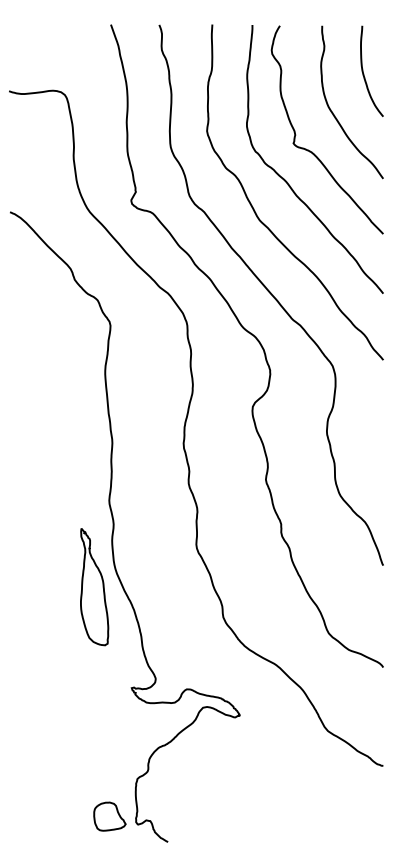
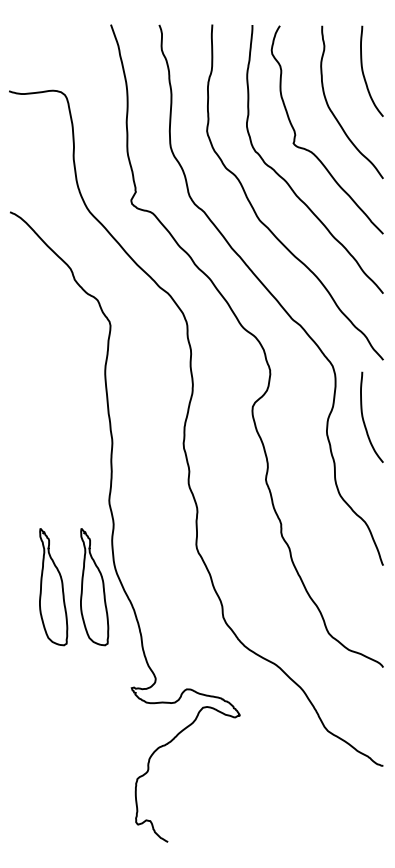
curve: none -> present (363, 416)
part: none -> present (53, 587)
part: present -> none (109, 816)
